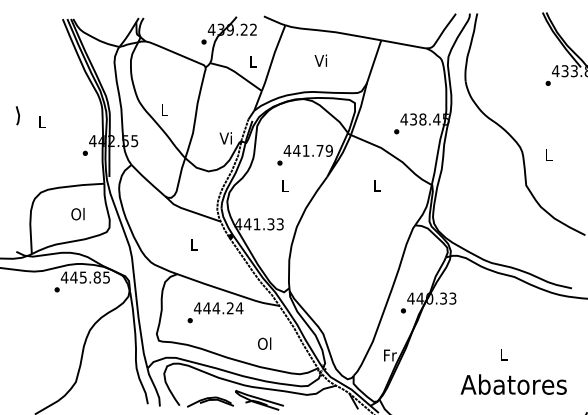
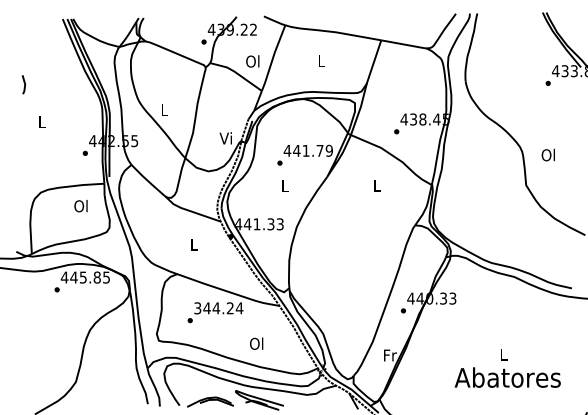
text: Vi -> L (320, 60)
text: L -> Ol (252, 61)
line position: (18, 115) -> (24, 84) (24, 84)
text: L -> Ol (547, 154)
text position: (77, 214) -> (80, 206) (80, 206)
text: 444.24 -> 344.24 (197, 308)
text position: (264, 343) -> (256, 343) (256, 343)
text position: (513, 384) -> (507, 377) (507, 377)
